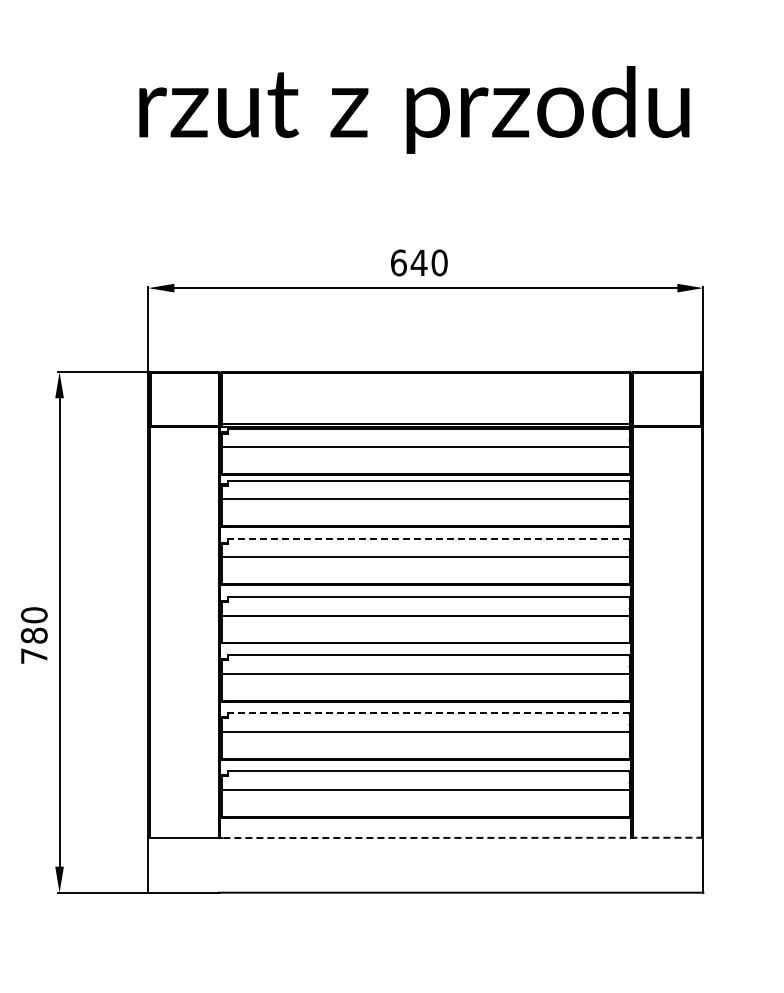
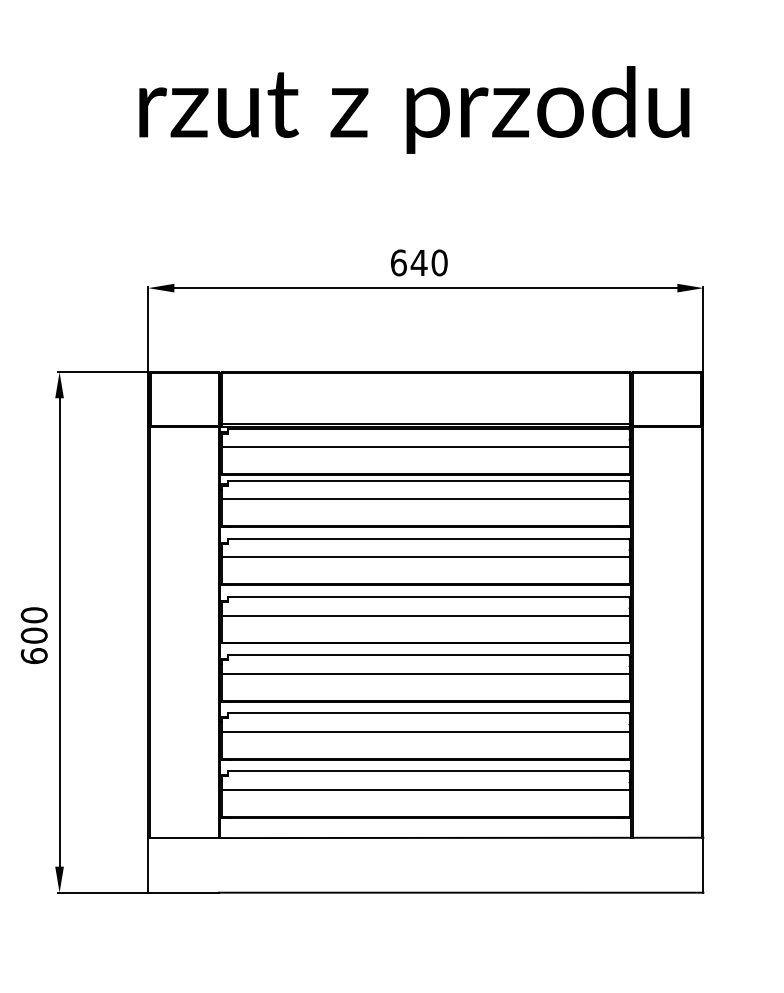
line: dashed -> solid (428, 539)
text: 780 -> 600 (33, 645)
line: dashed -> solid (428, 713)
line: dashed -> solid (462, 837)
